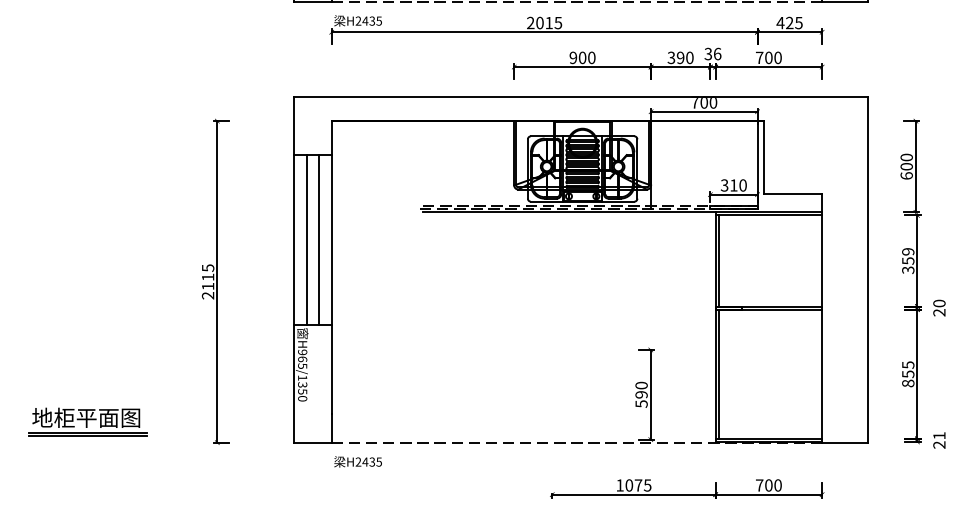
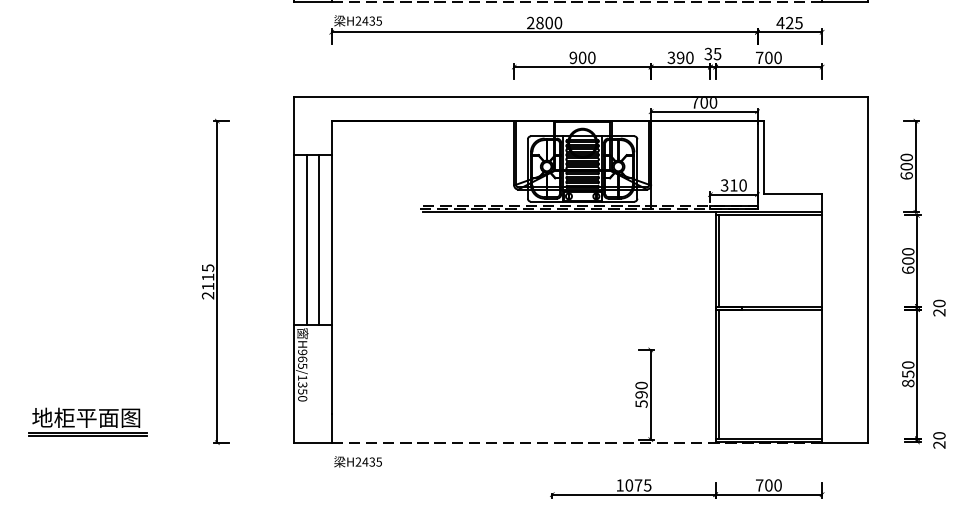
text: 2015 -> 2800 (549, 22)
text: 36 -> 35 (717, 53)
text: 359 -> 600 (908, 261)
text: 855 -> 850 (908, 364)
text: 21 -> 20 (939, 435)
